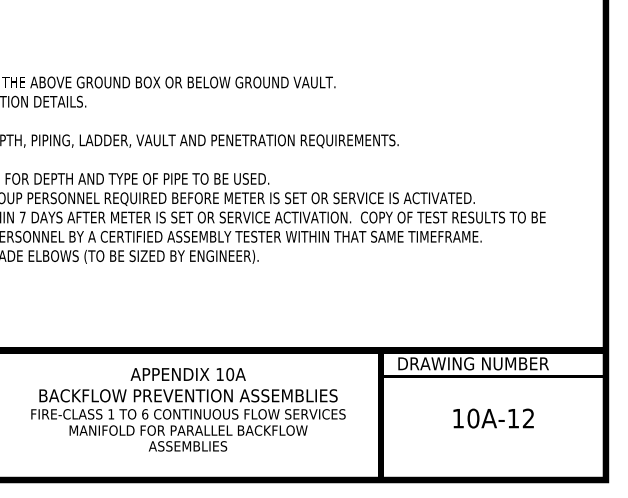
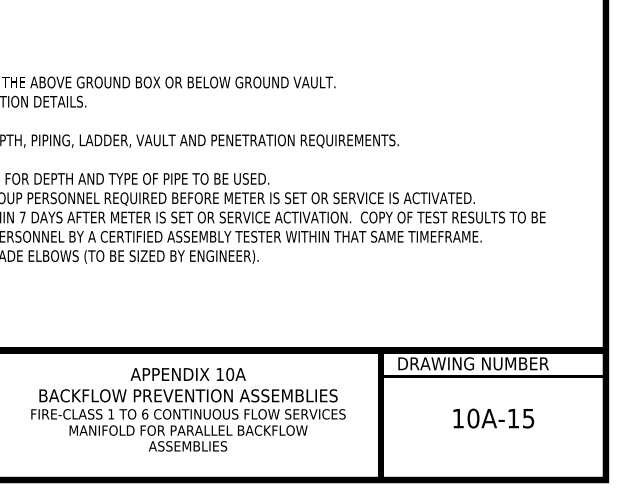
text: 10A-12 -> 10A-15 (528, 418)
